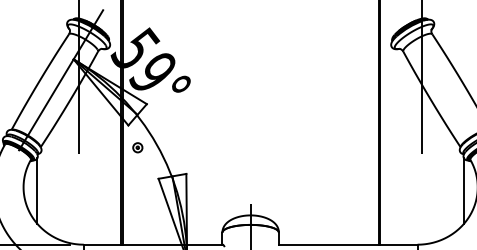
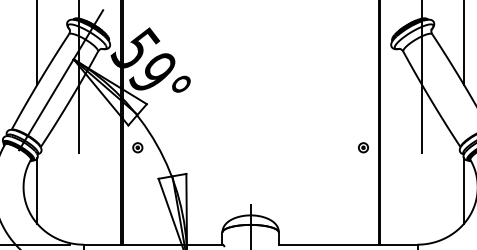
line: none -> present (37, 43)
line: none -> present (464, 43)
part: none -> present (363, 147)
